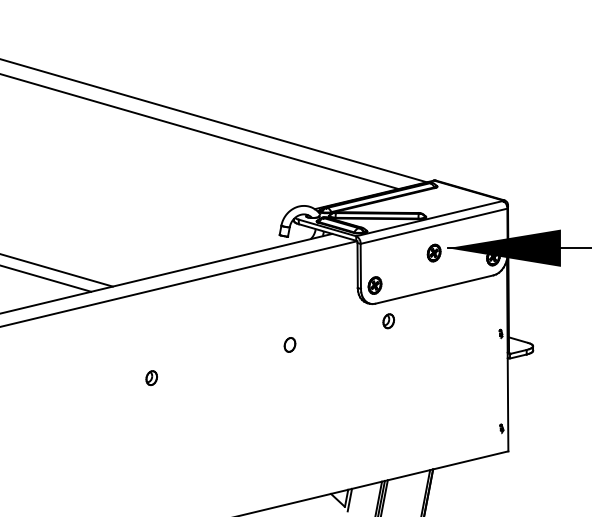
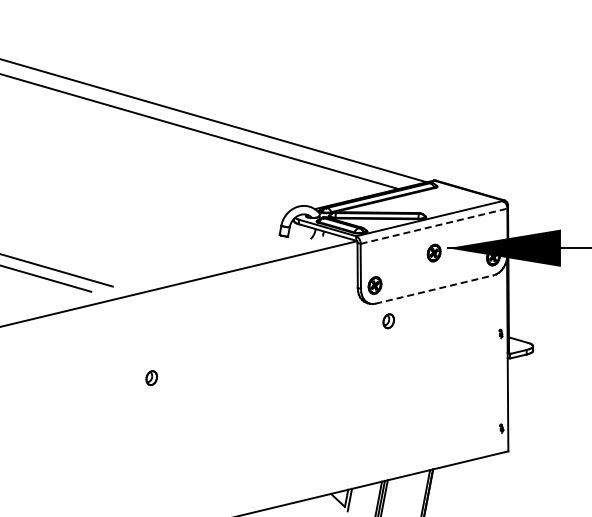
line: solid -> dashed (434, 226)
line: present -> none (167, 273)
line: solid -> dashed (434, 289)
part: present -> none (289, 344)
